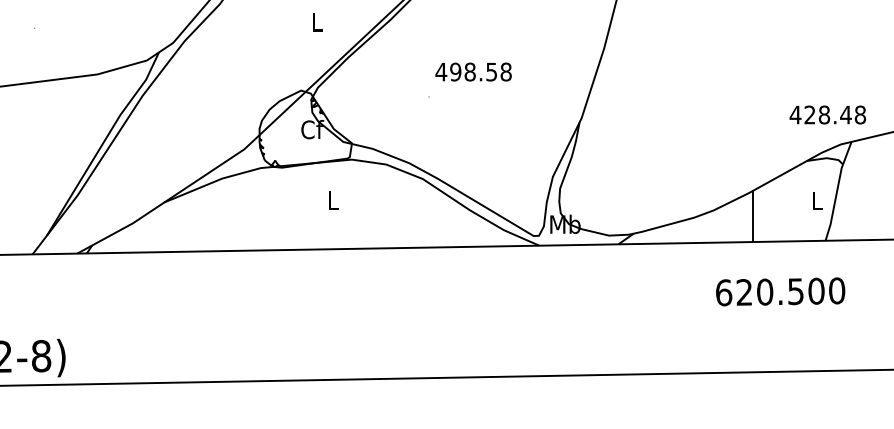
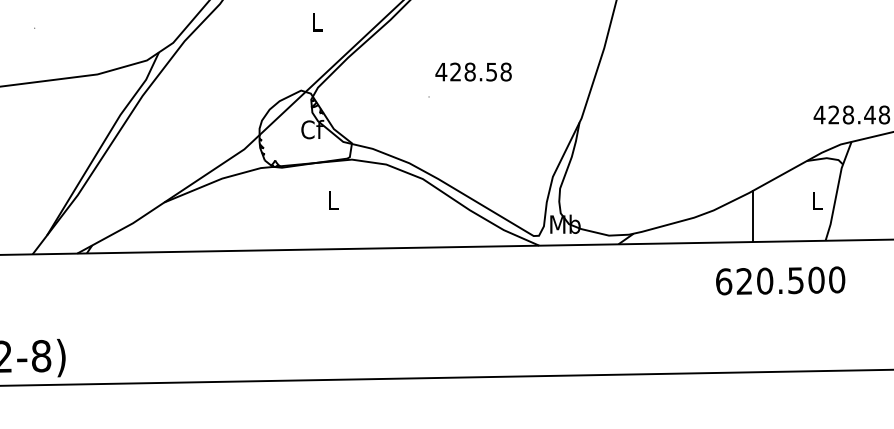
text: 498.58 -> 428.58 (455, 71)
text position: (827, 114) -> (851, 114) (851, 114)
text position: (780, 291) -> (780, 280) (780, 280)
